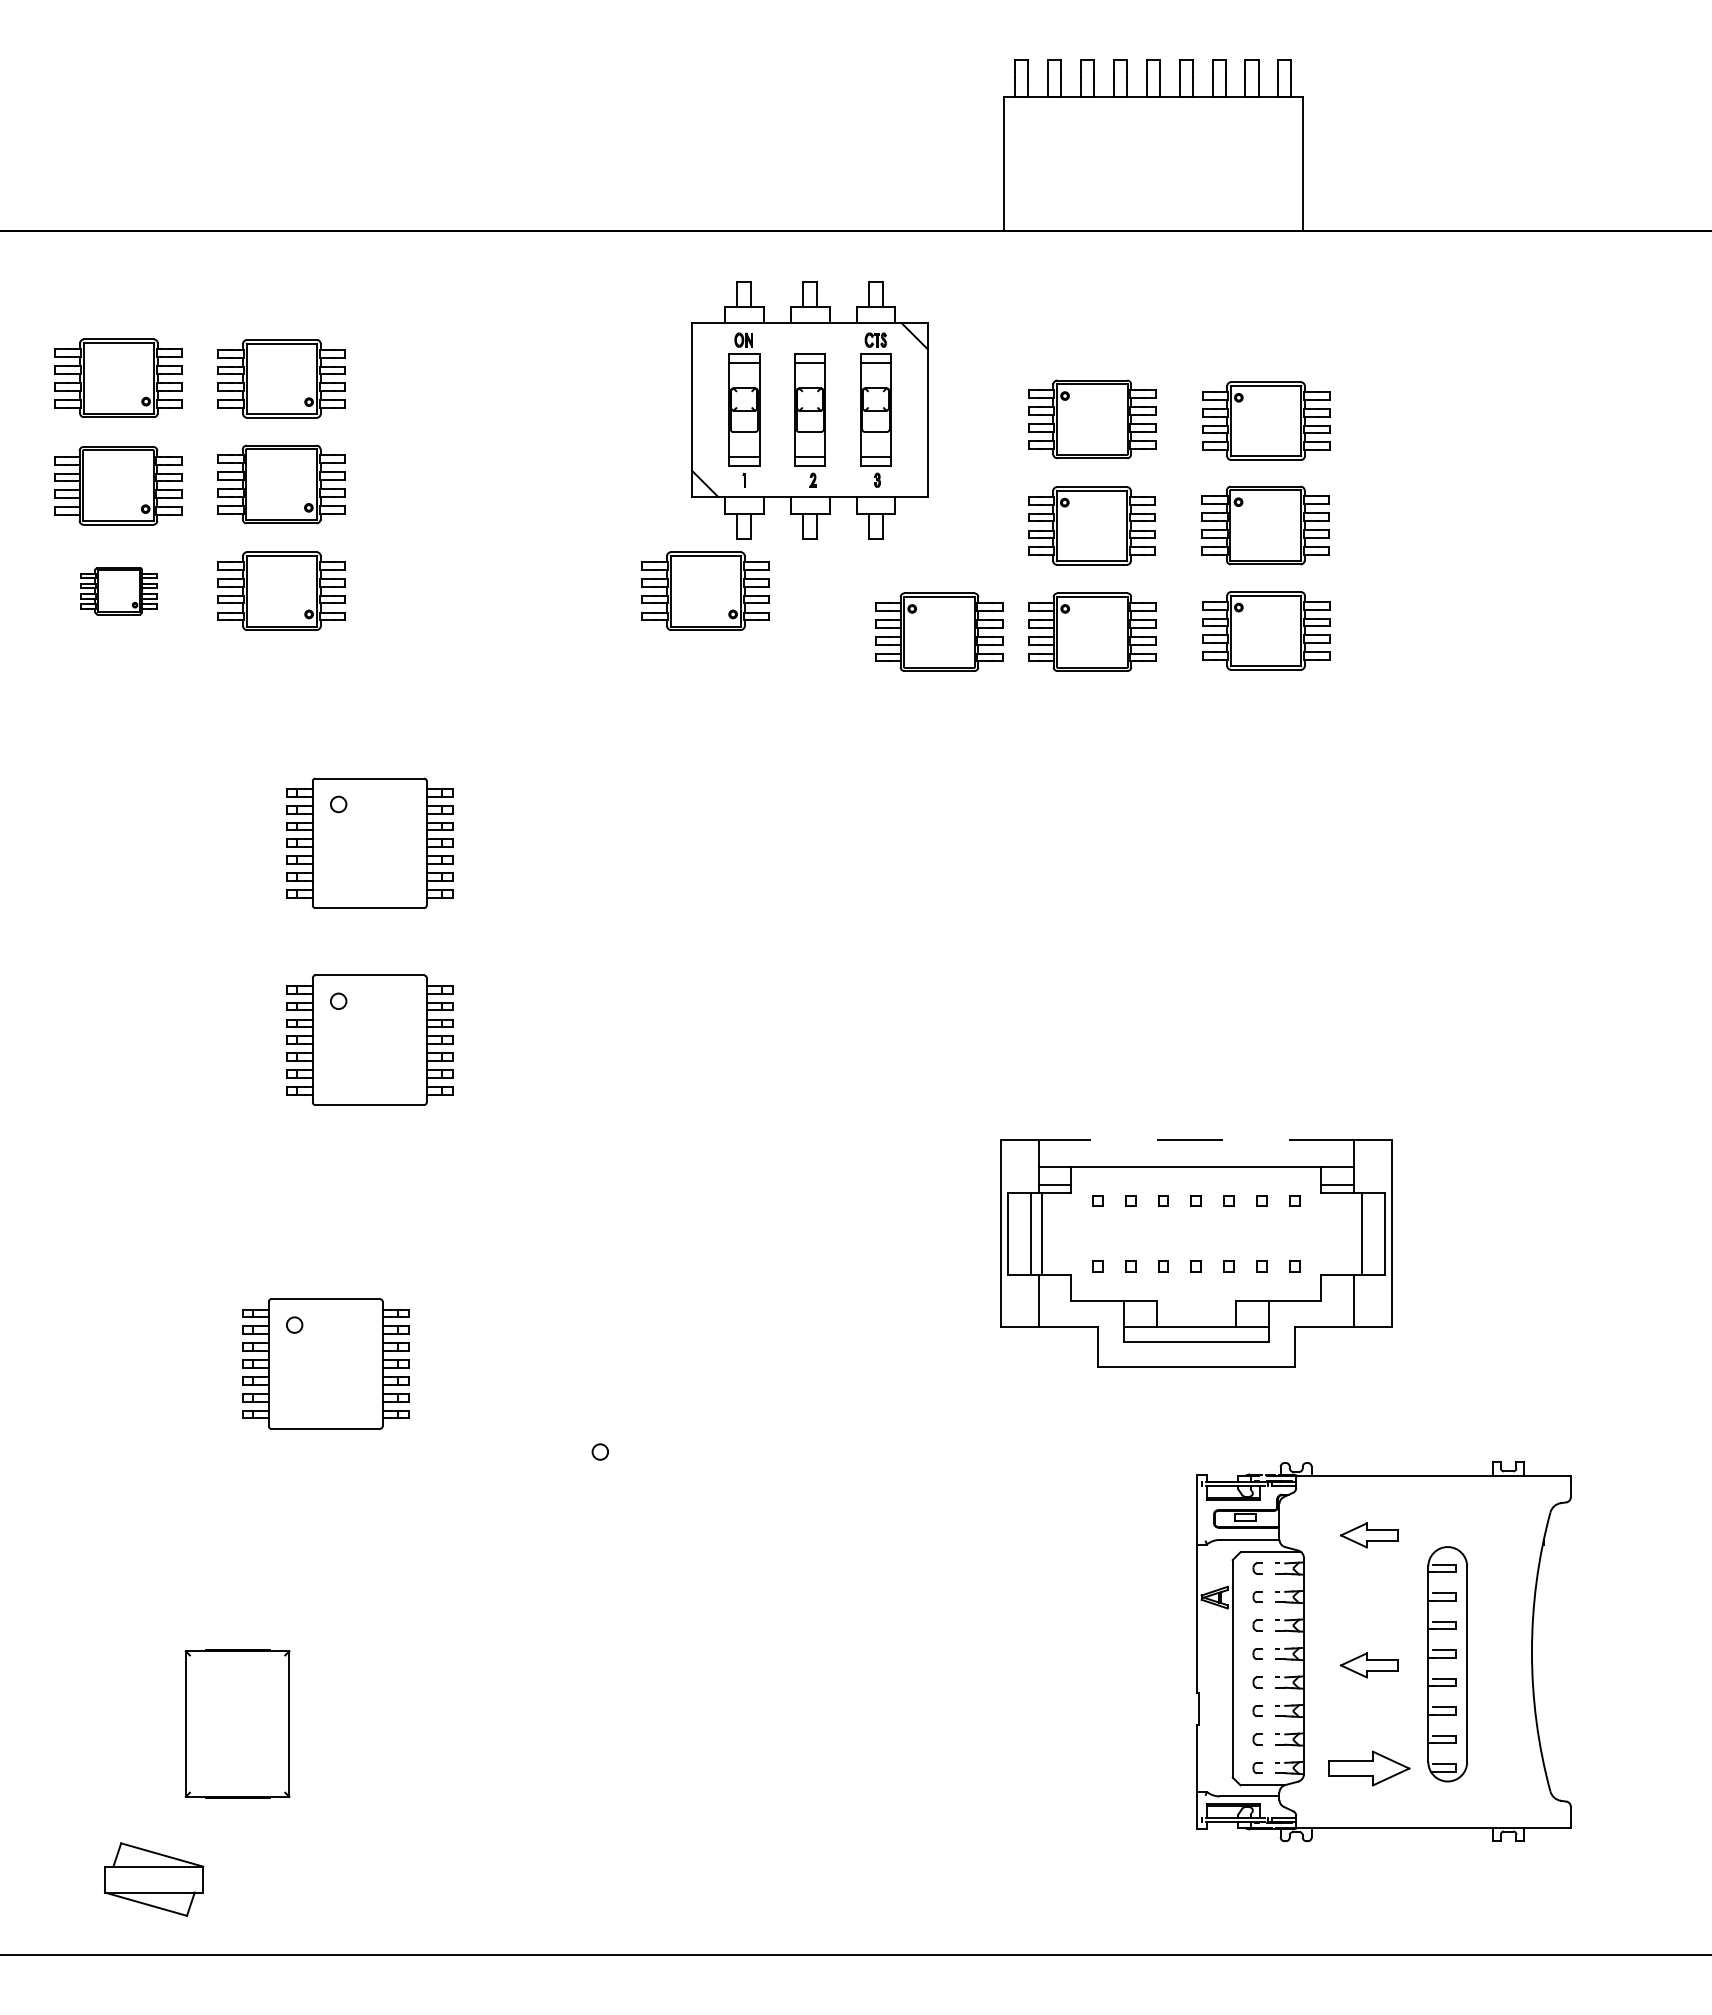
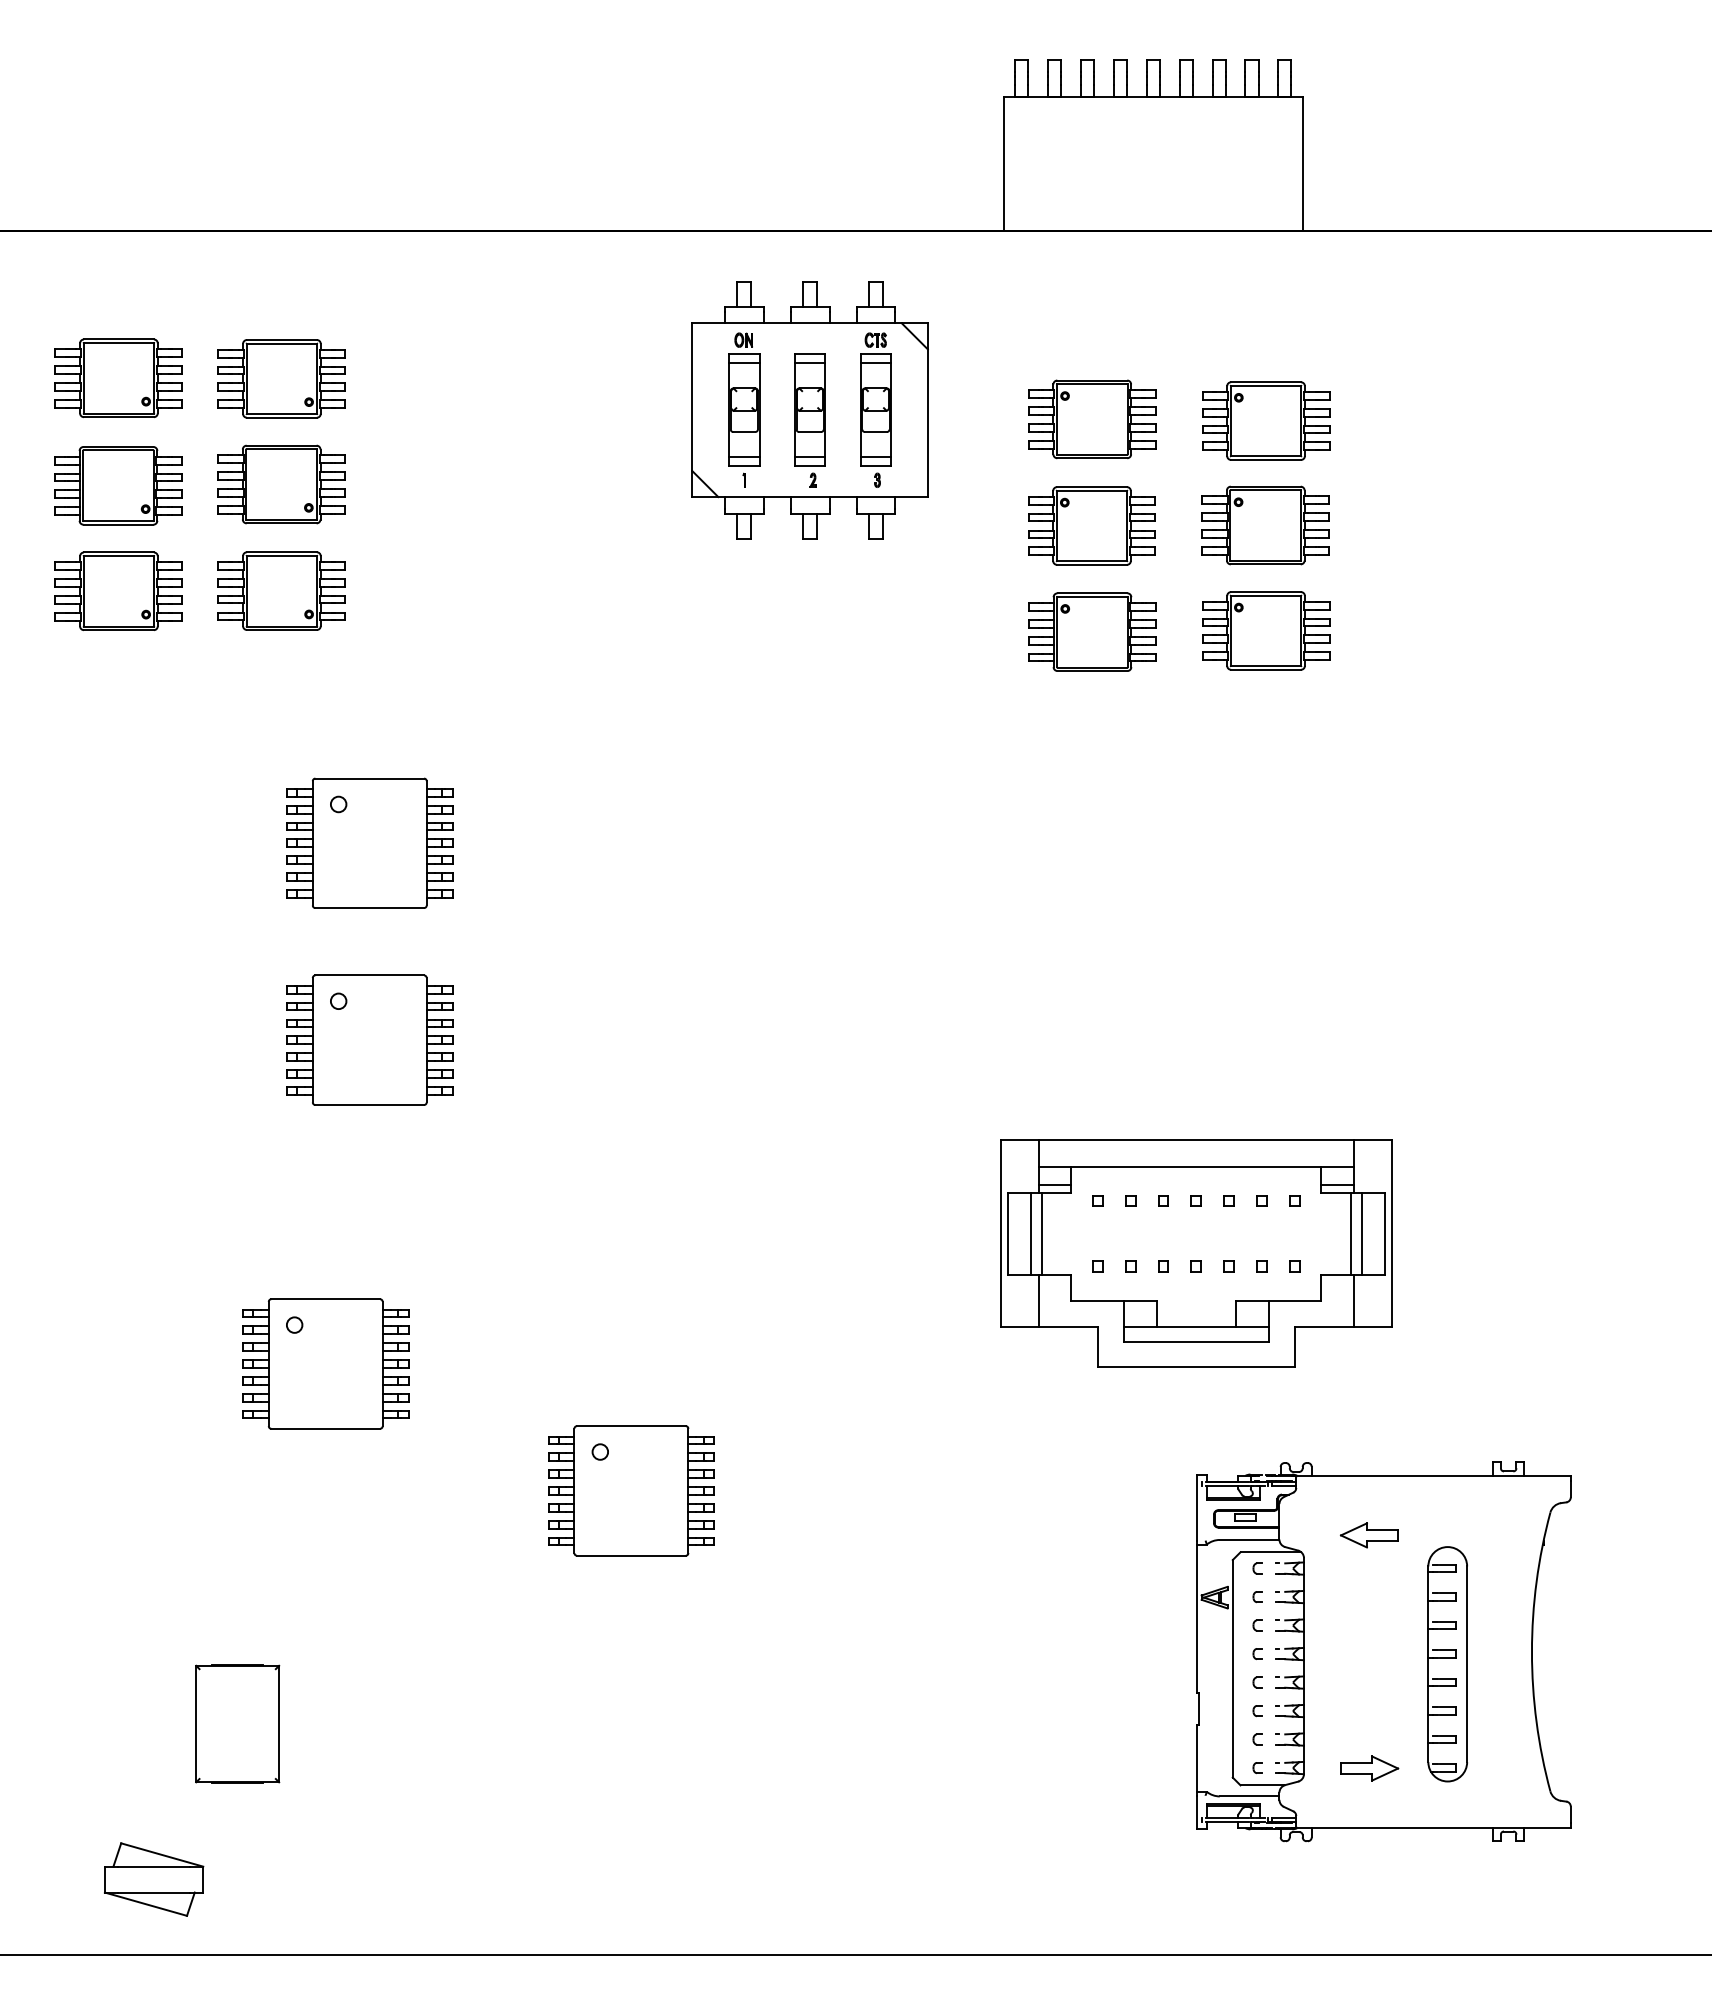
part: present -> none (705, 590)
part size: 78x49 px -> 129x80 px (118, 590)
part: present -> none (939, 631)
line: dashed -> solid (1196, 1140)
line: none -> present (1350, 1233)
part: none -> present (631, 1490)
part: present -> none (1368, 1665)
part size: 107x150 px -> 86x120 px (237, 1723)
part size: 83x37 px -> 60x27 px (1369, 1768)
